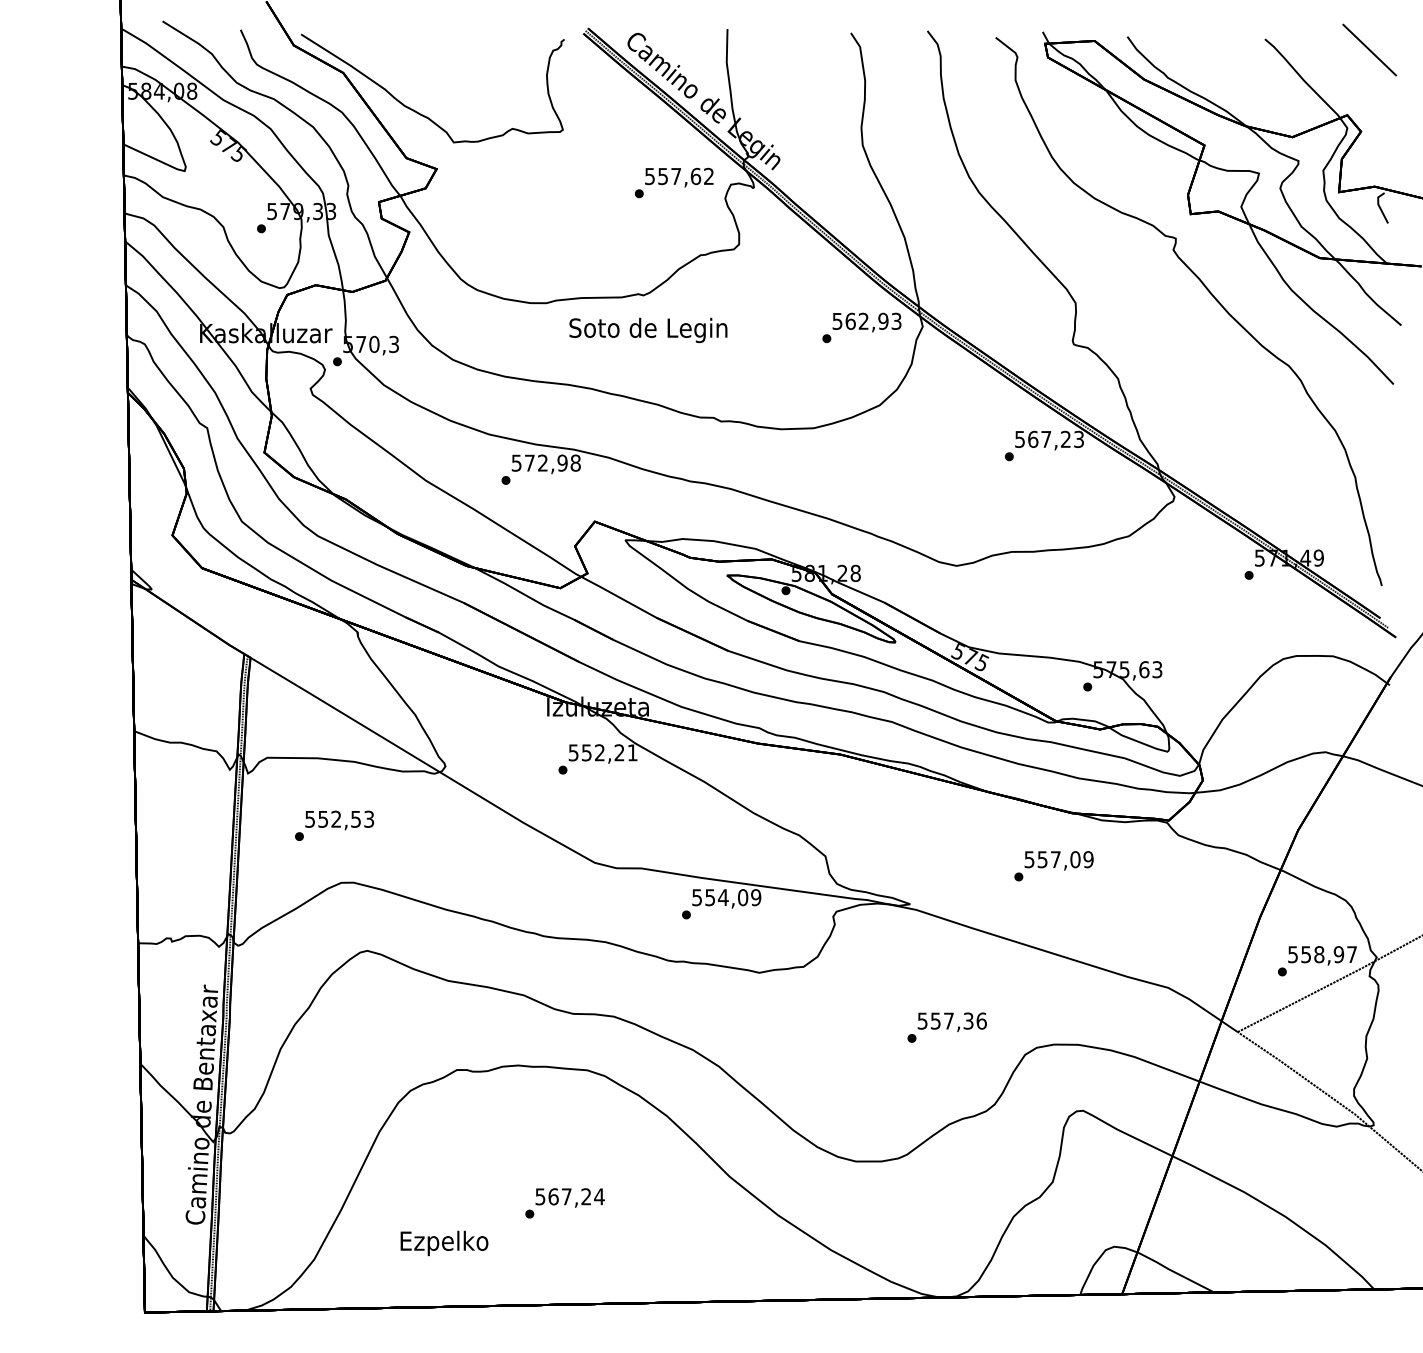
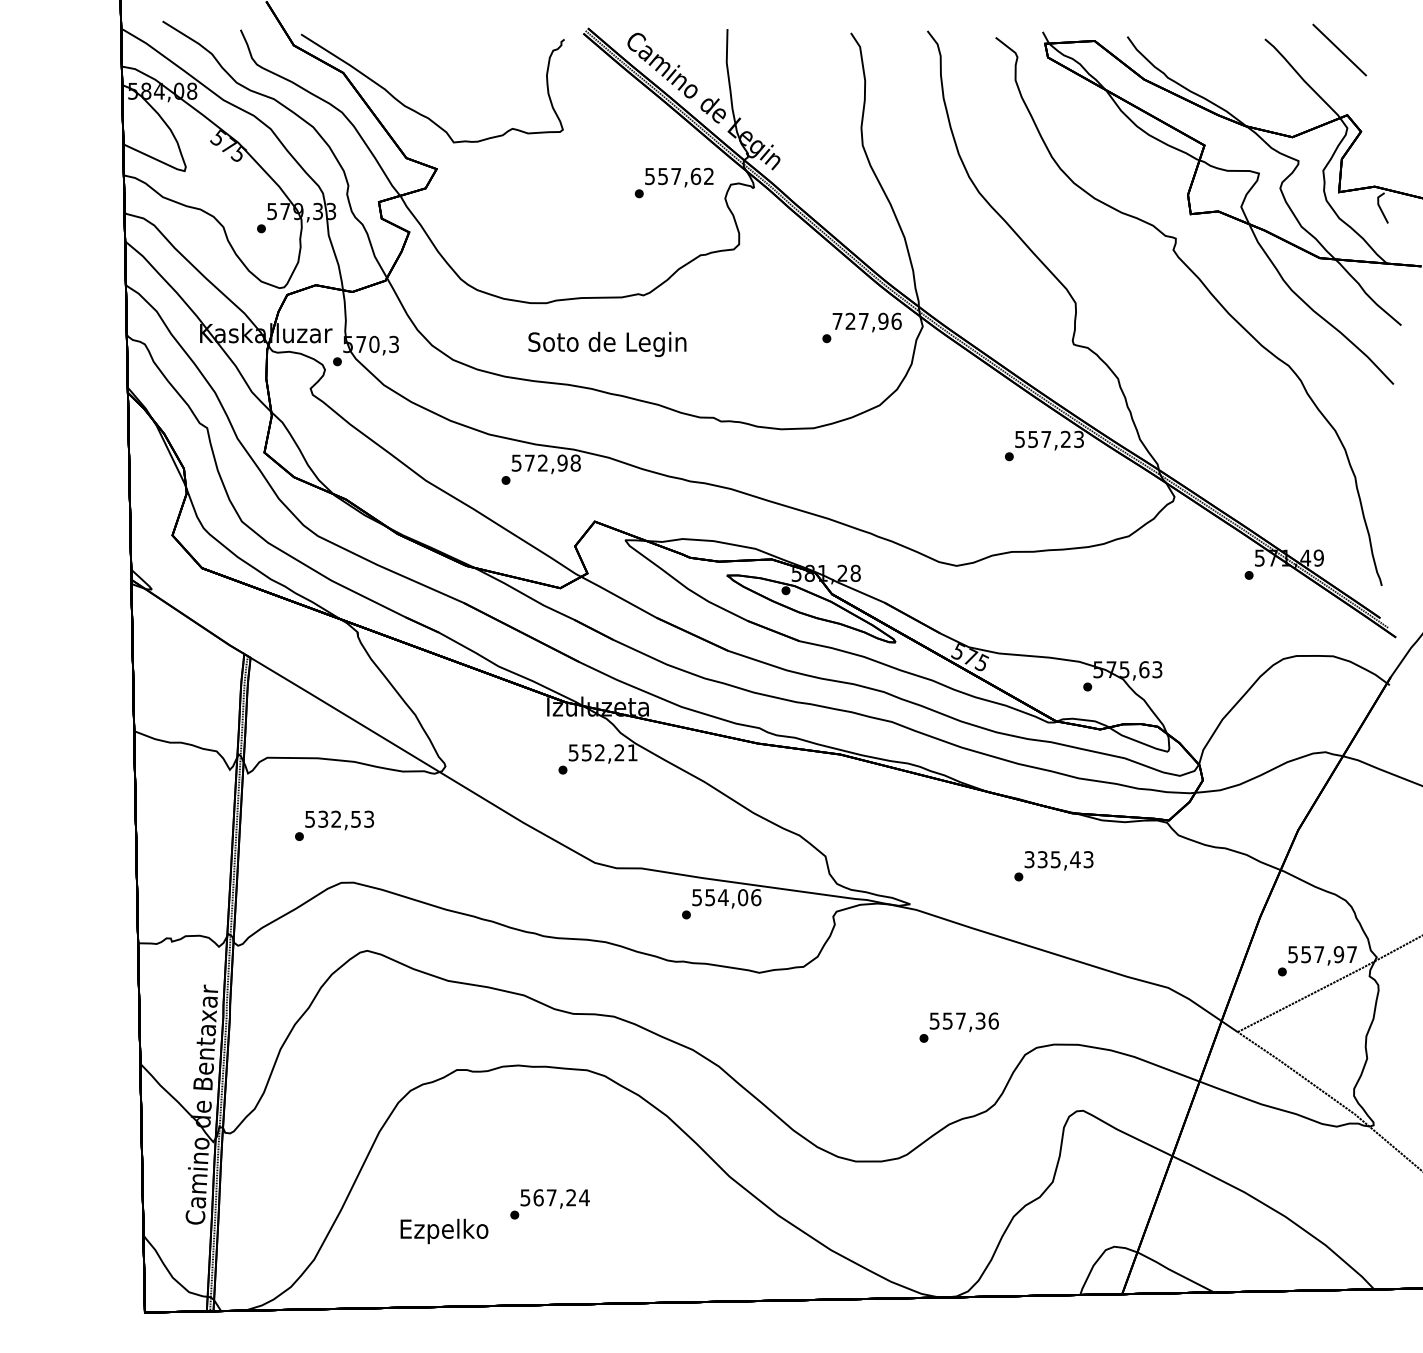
line position: (1369, 49) -> (1339, 49) (1339, 49)
text: 562,93 -> 727,96 (866, 320)
text position: (648, 330) -> (607, 344) (607, 344)
text: 567,23 -> 557,23 (1033, 438)
text: 552,53 -> 532,53 (323, 818)
text: 557,09 -> 335,43 (1059, 859)
text: 554,09 -> 554,06 (756, 897)
text: 558,97 -> 557,97 (1319, 954)
text position: (946, 1027) -> (958, 1027) (958, 1027)
text position: (564, 1203) -> (549, 1204) (549, 1204)
text position: (444, 1243) -> (444, 1231) (444, 1231)
